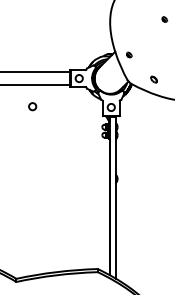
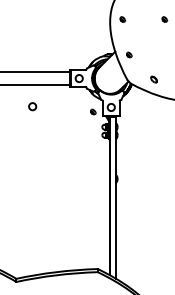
part: none -> present (122, 19)
part: none -> present (93, 111)
